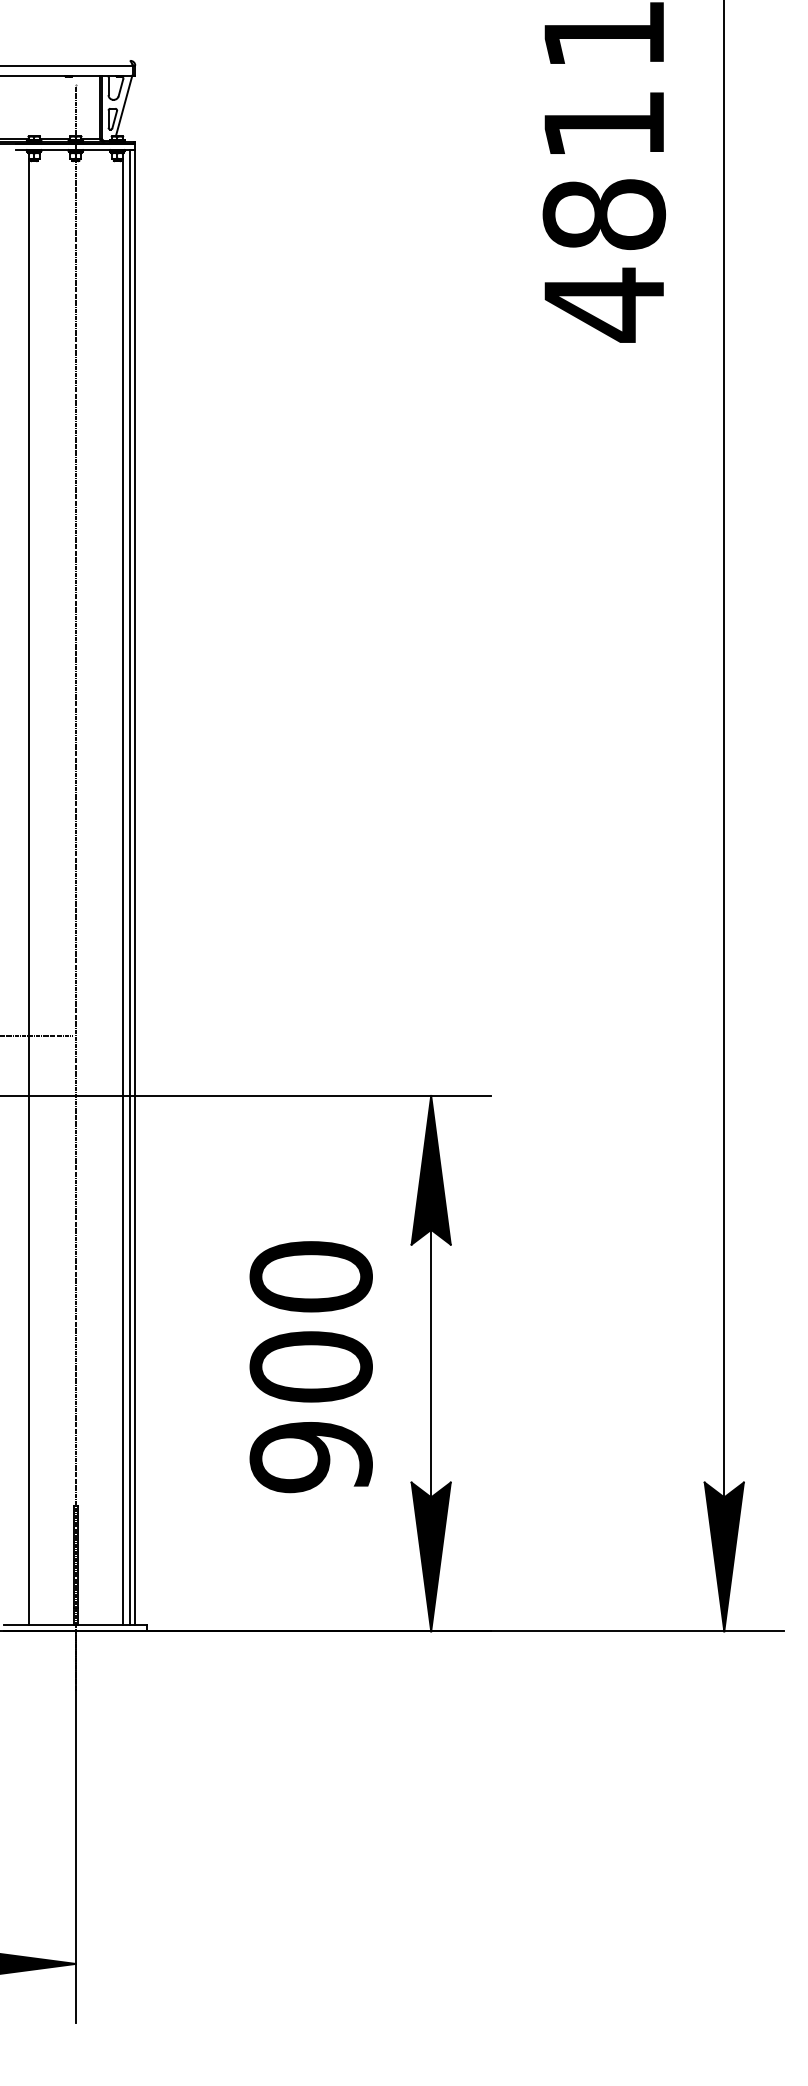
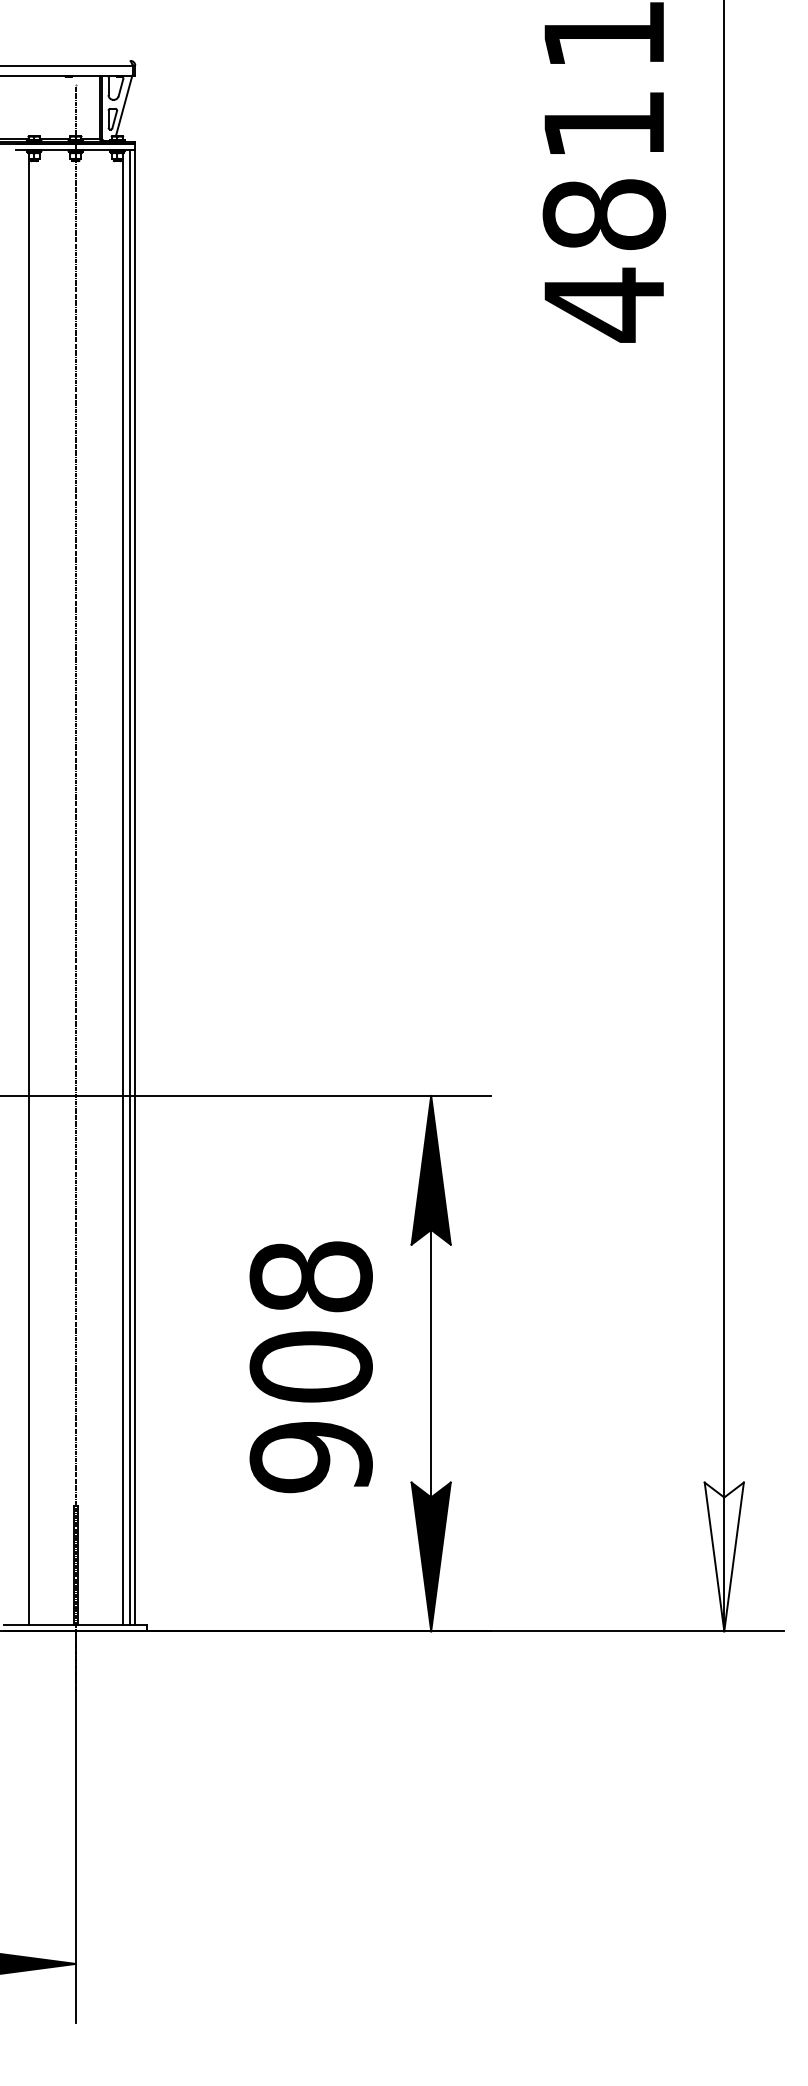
line: present -> none (37, 1036)
text: 900 -> 908 (310, 1276)
fill: present -> none (723, 1556)
